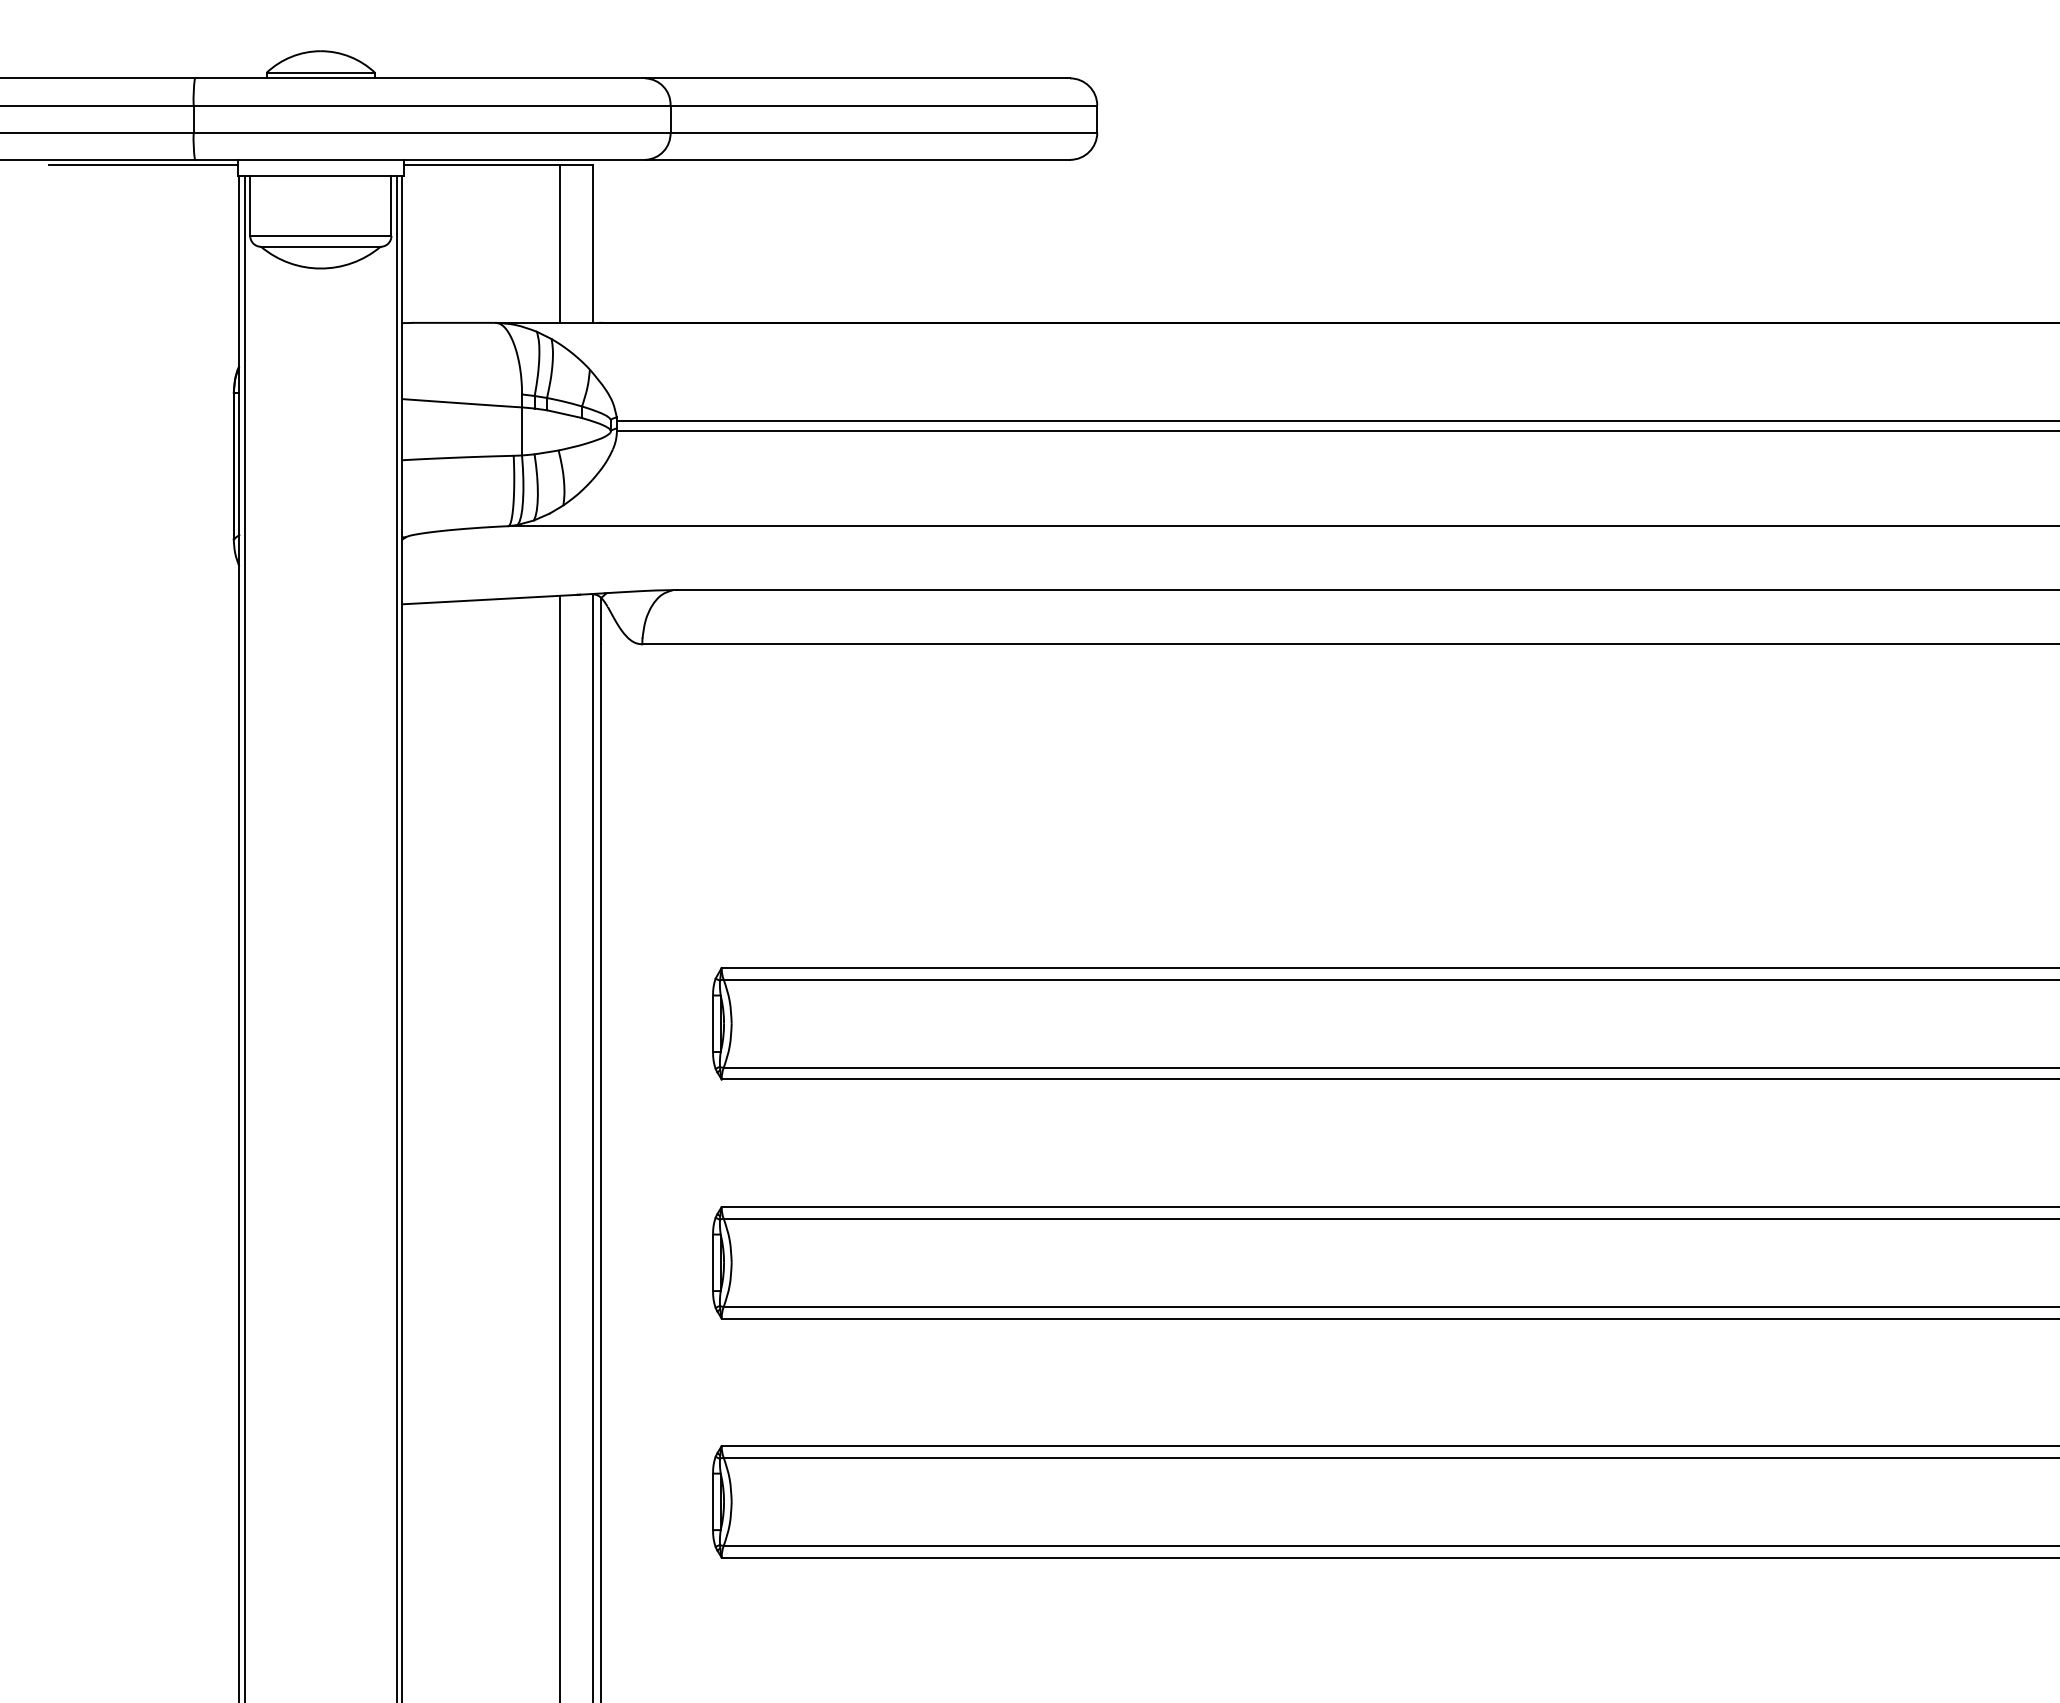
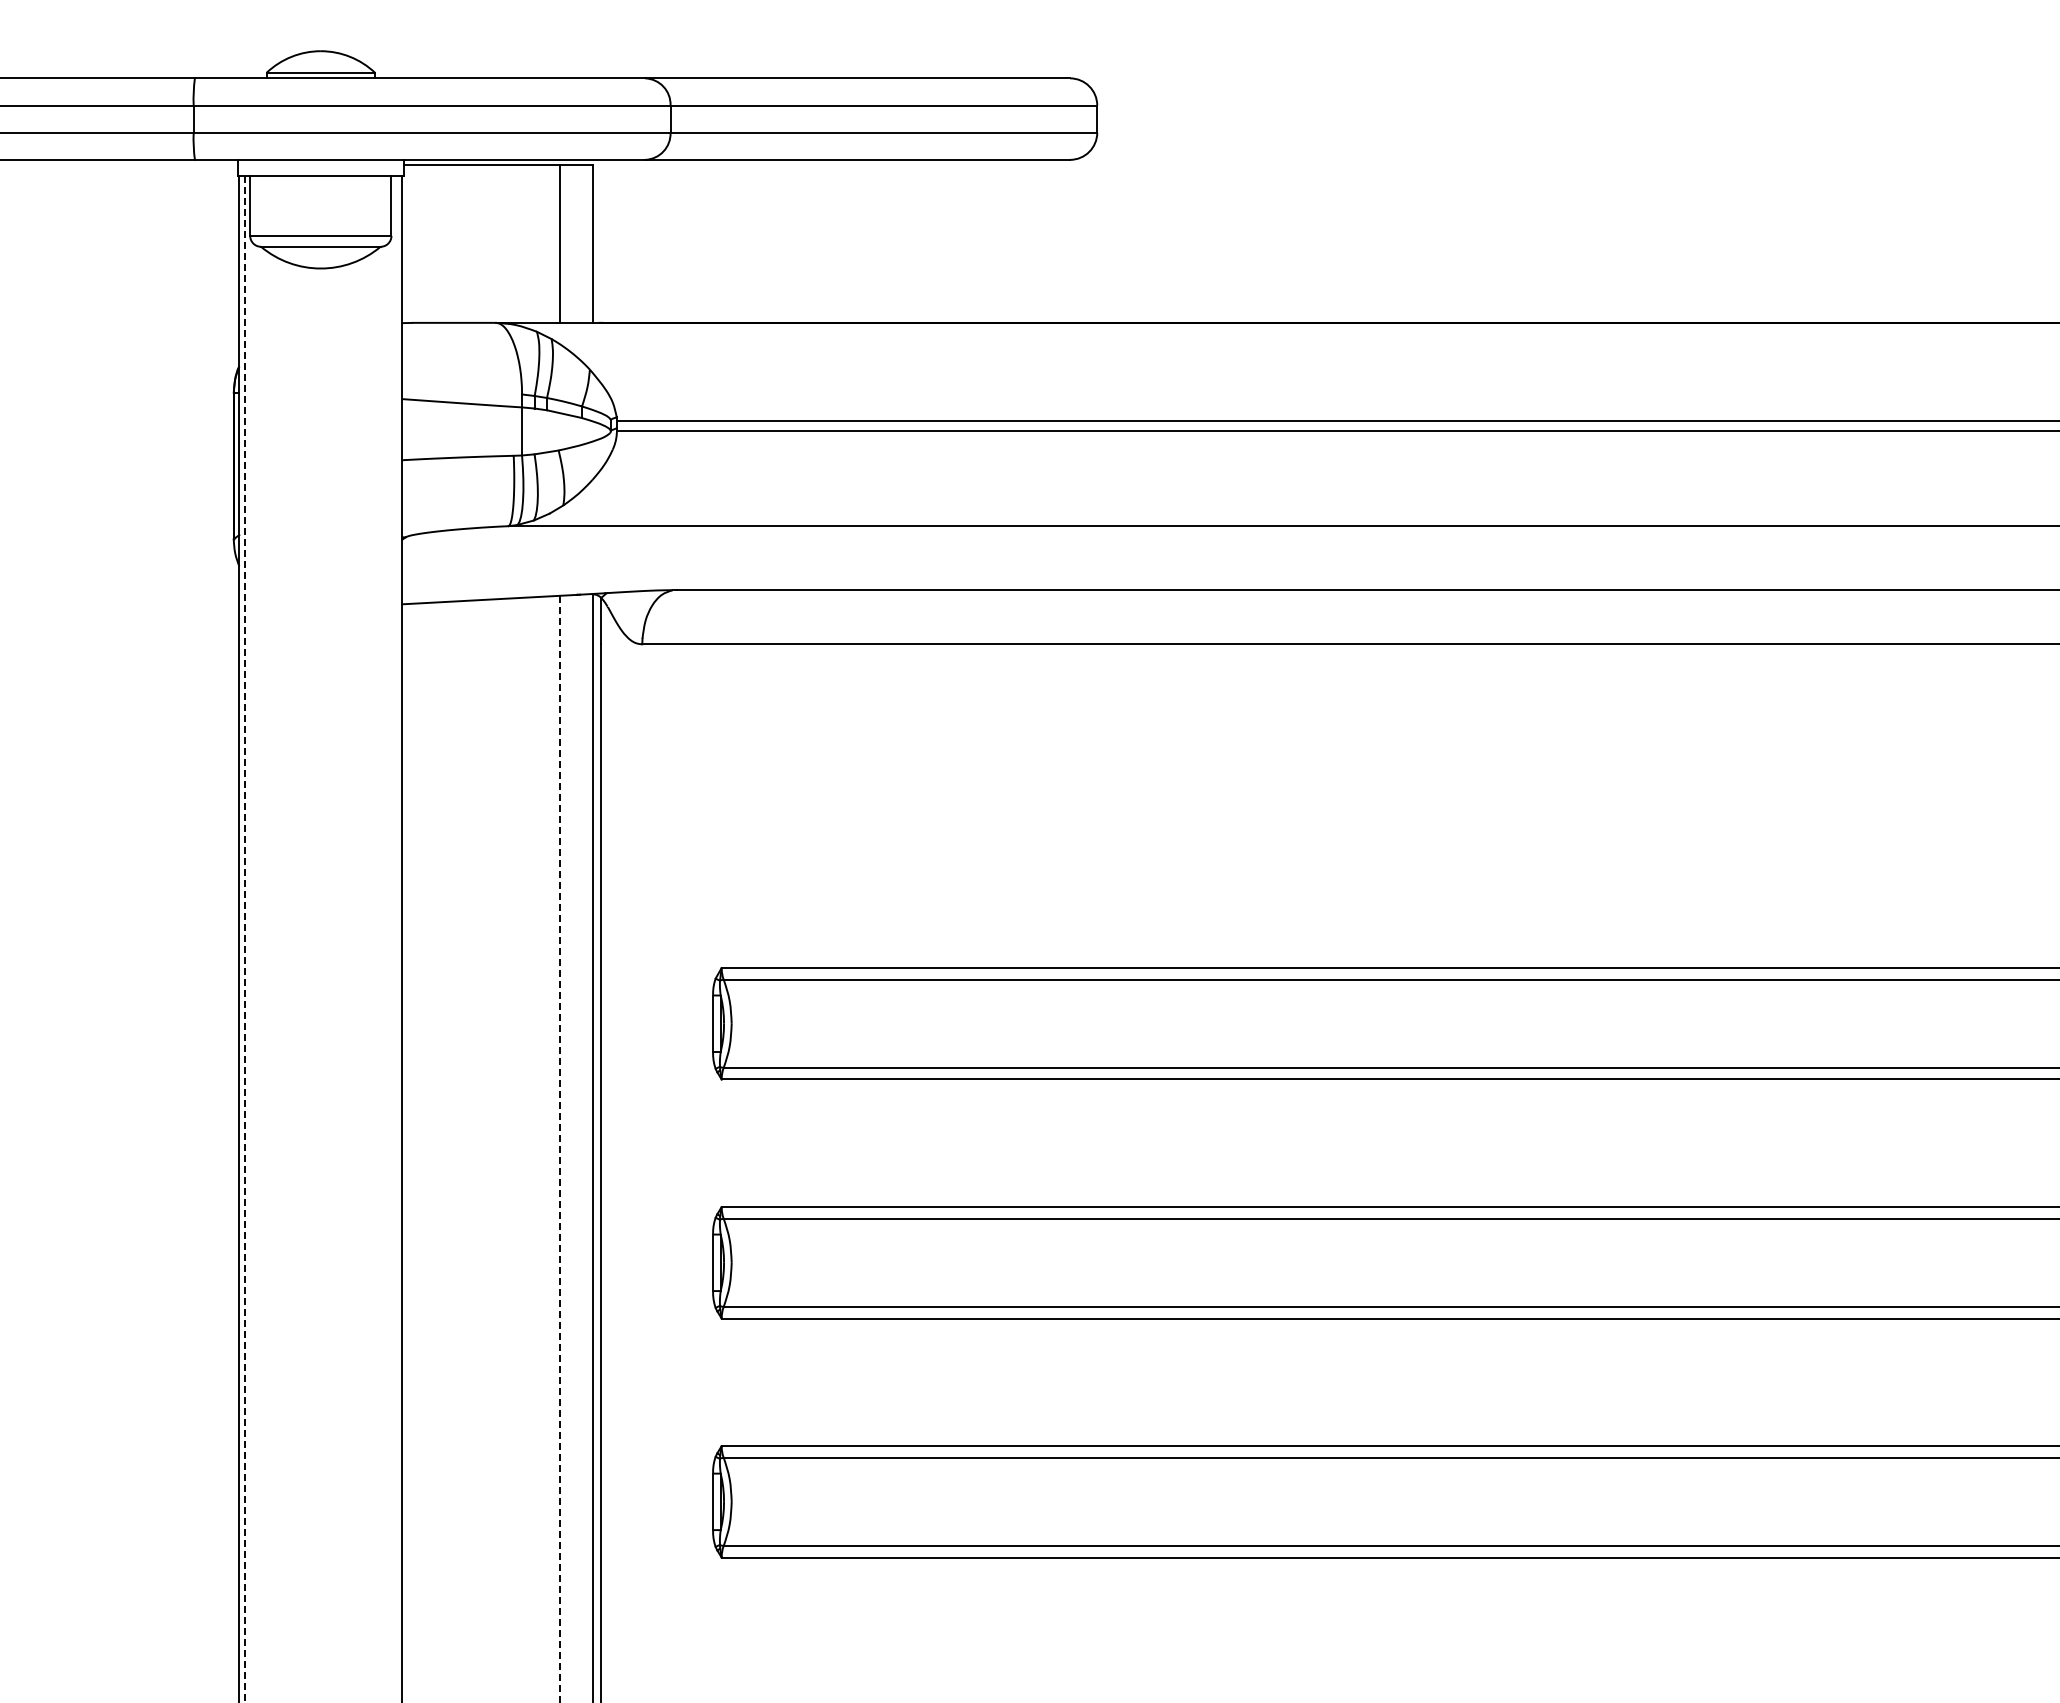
line: present -> none (143, 165)
line: present -> none (396, 937)
line: solid -> dashed (244, 939)
line: solid -> dashed (559, 1148)
